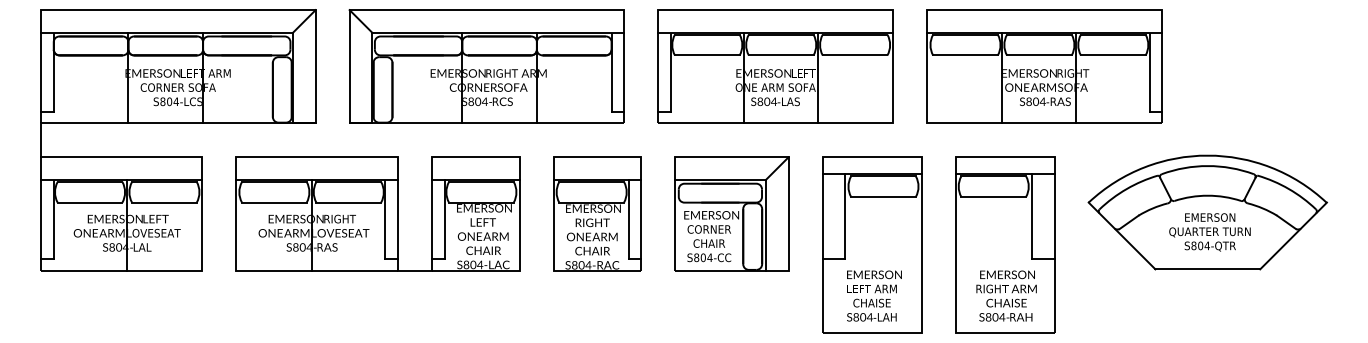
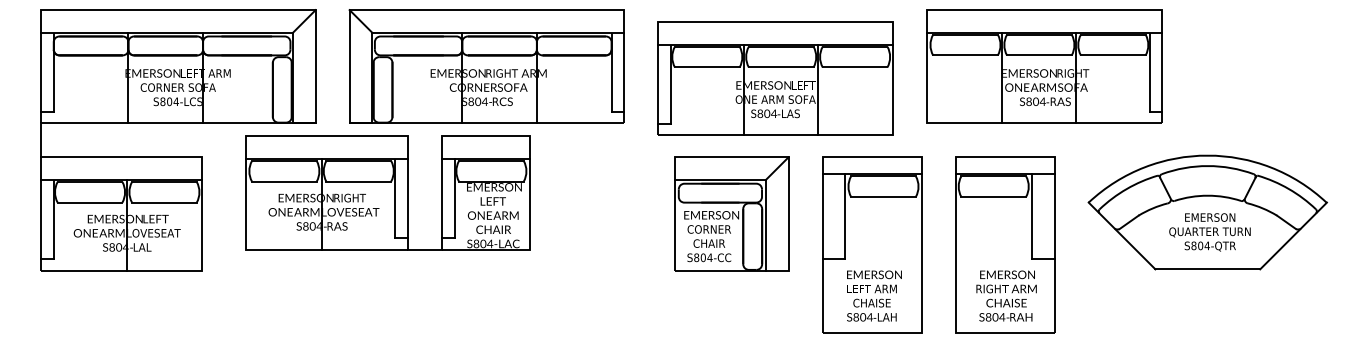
part position: (775, 66) -> (775, 78) (775, 78)
part position: (377, 213) -> (387, 192) (387, 192)
part: present -> none (597, 213)
